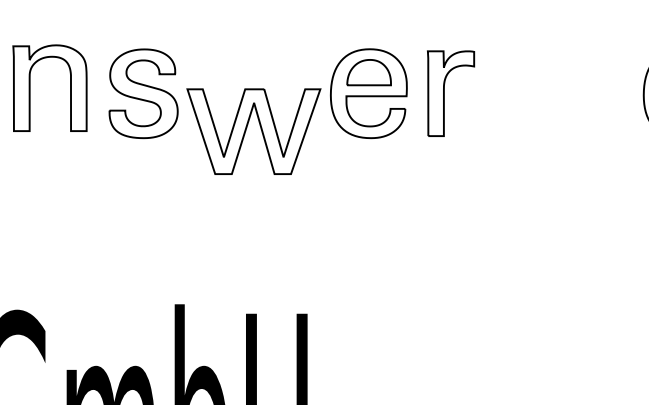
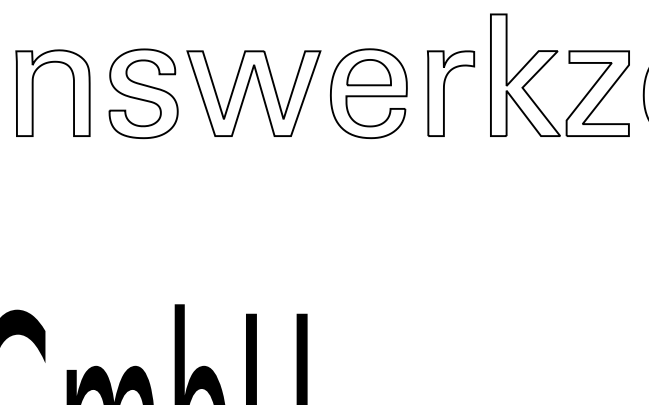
part: none -> present (568, 63)
part position: (30, 87) -> (33, 92) (33, 92)
part position: (247, 128) -> (247, 90) (247, 90)
